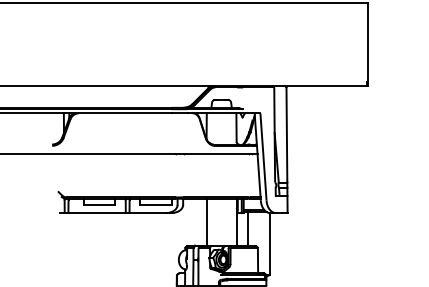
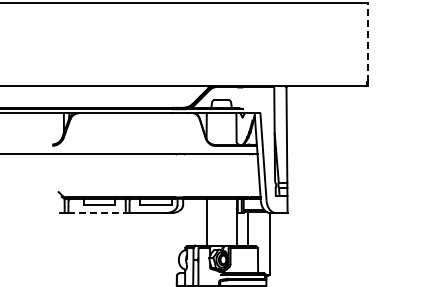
line: solid -> dashed (367, 42)
line: solid -> dashed (97, 213)
